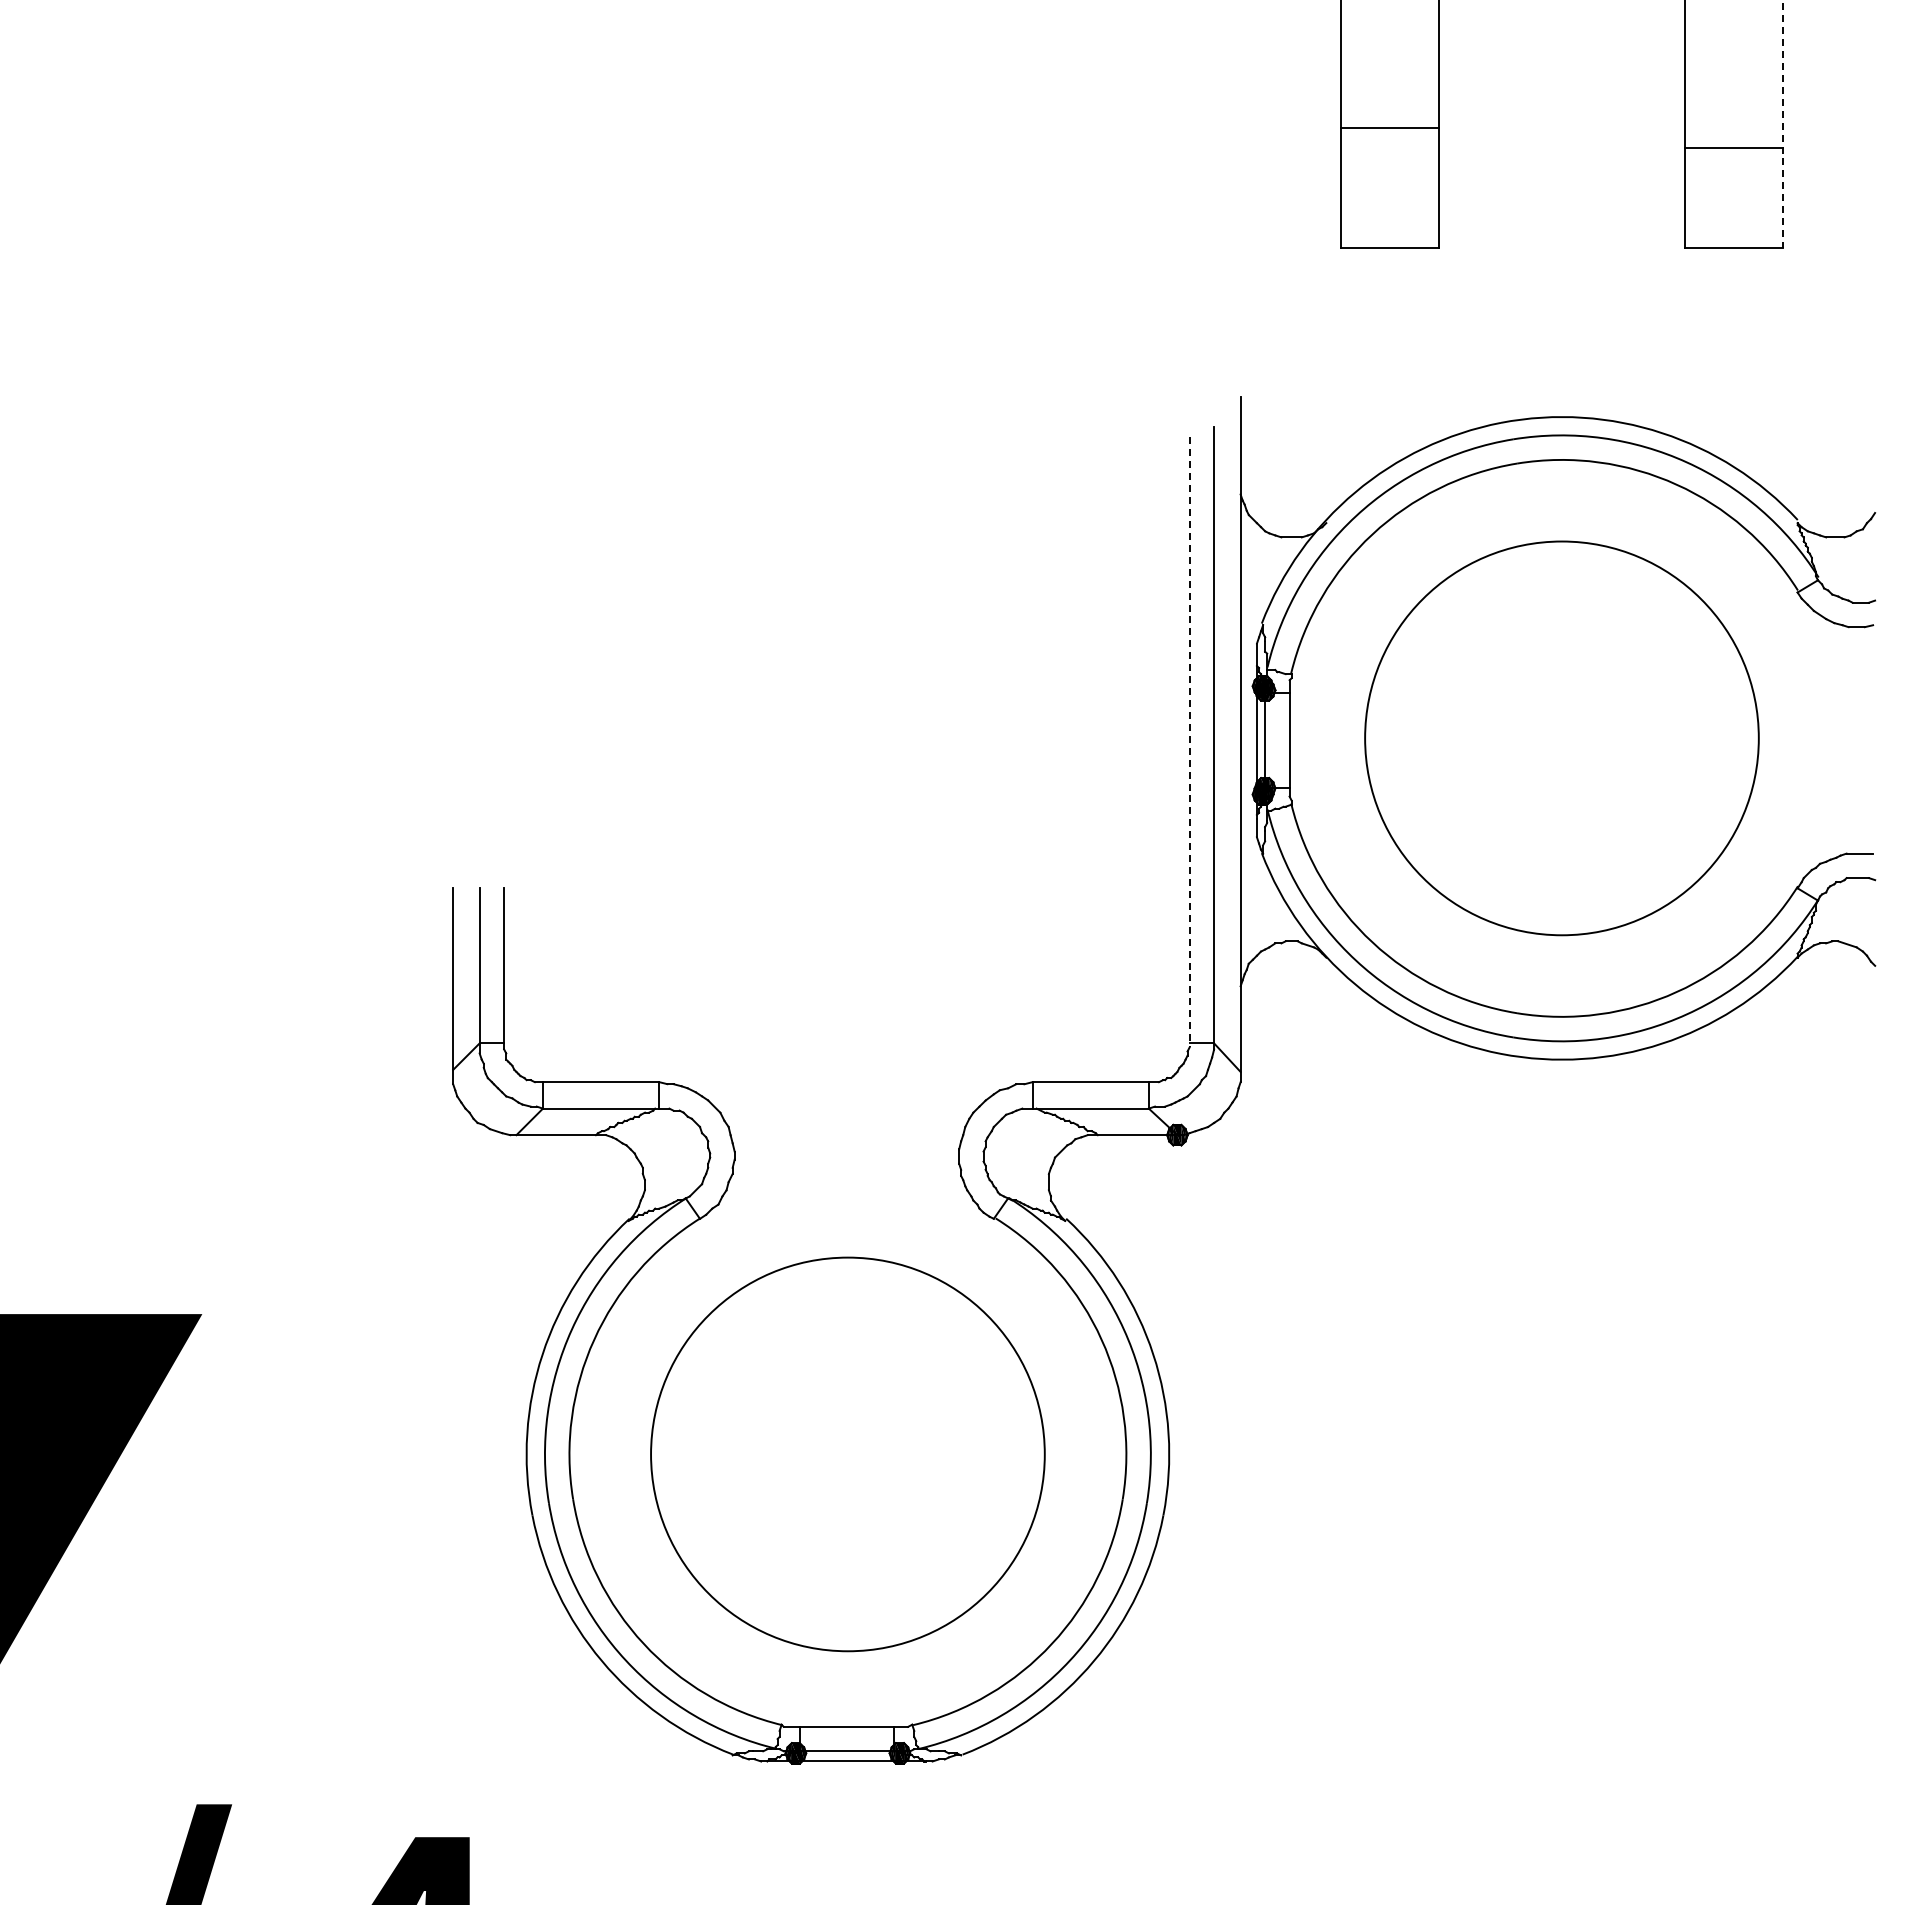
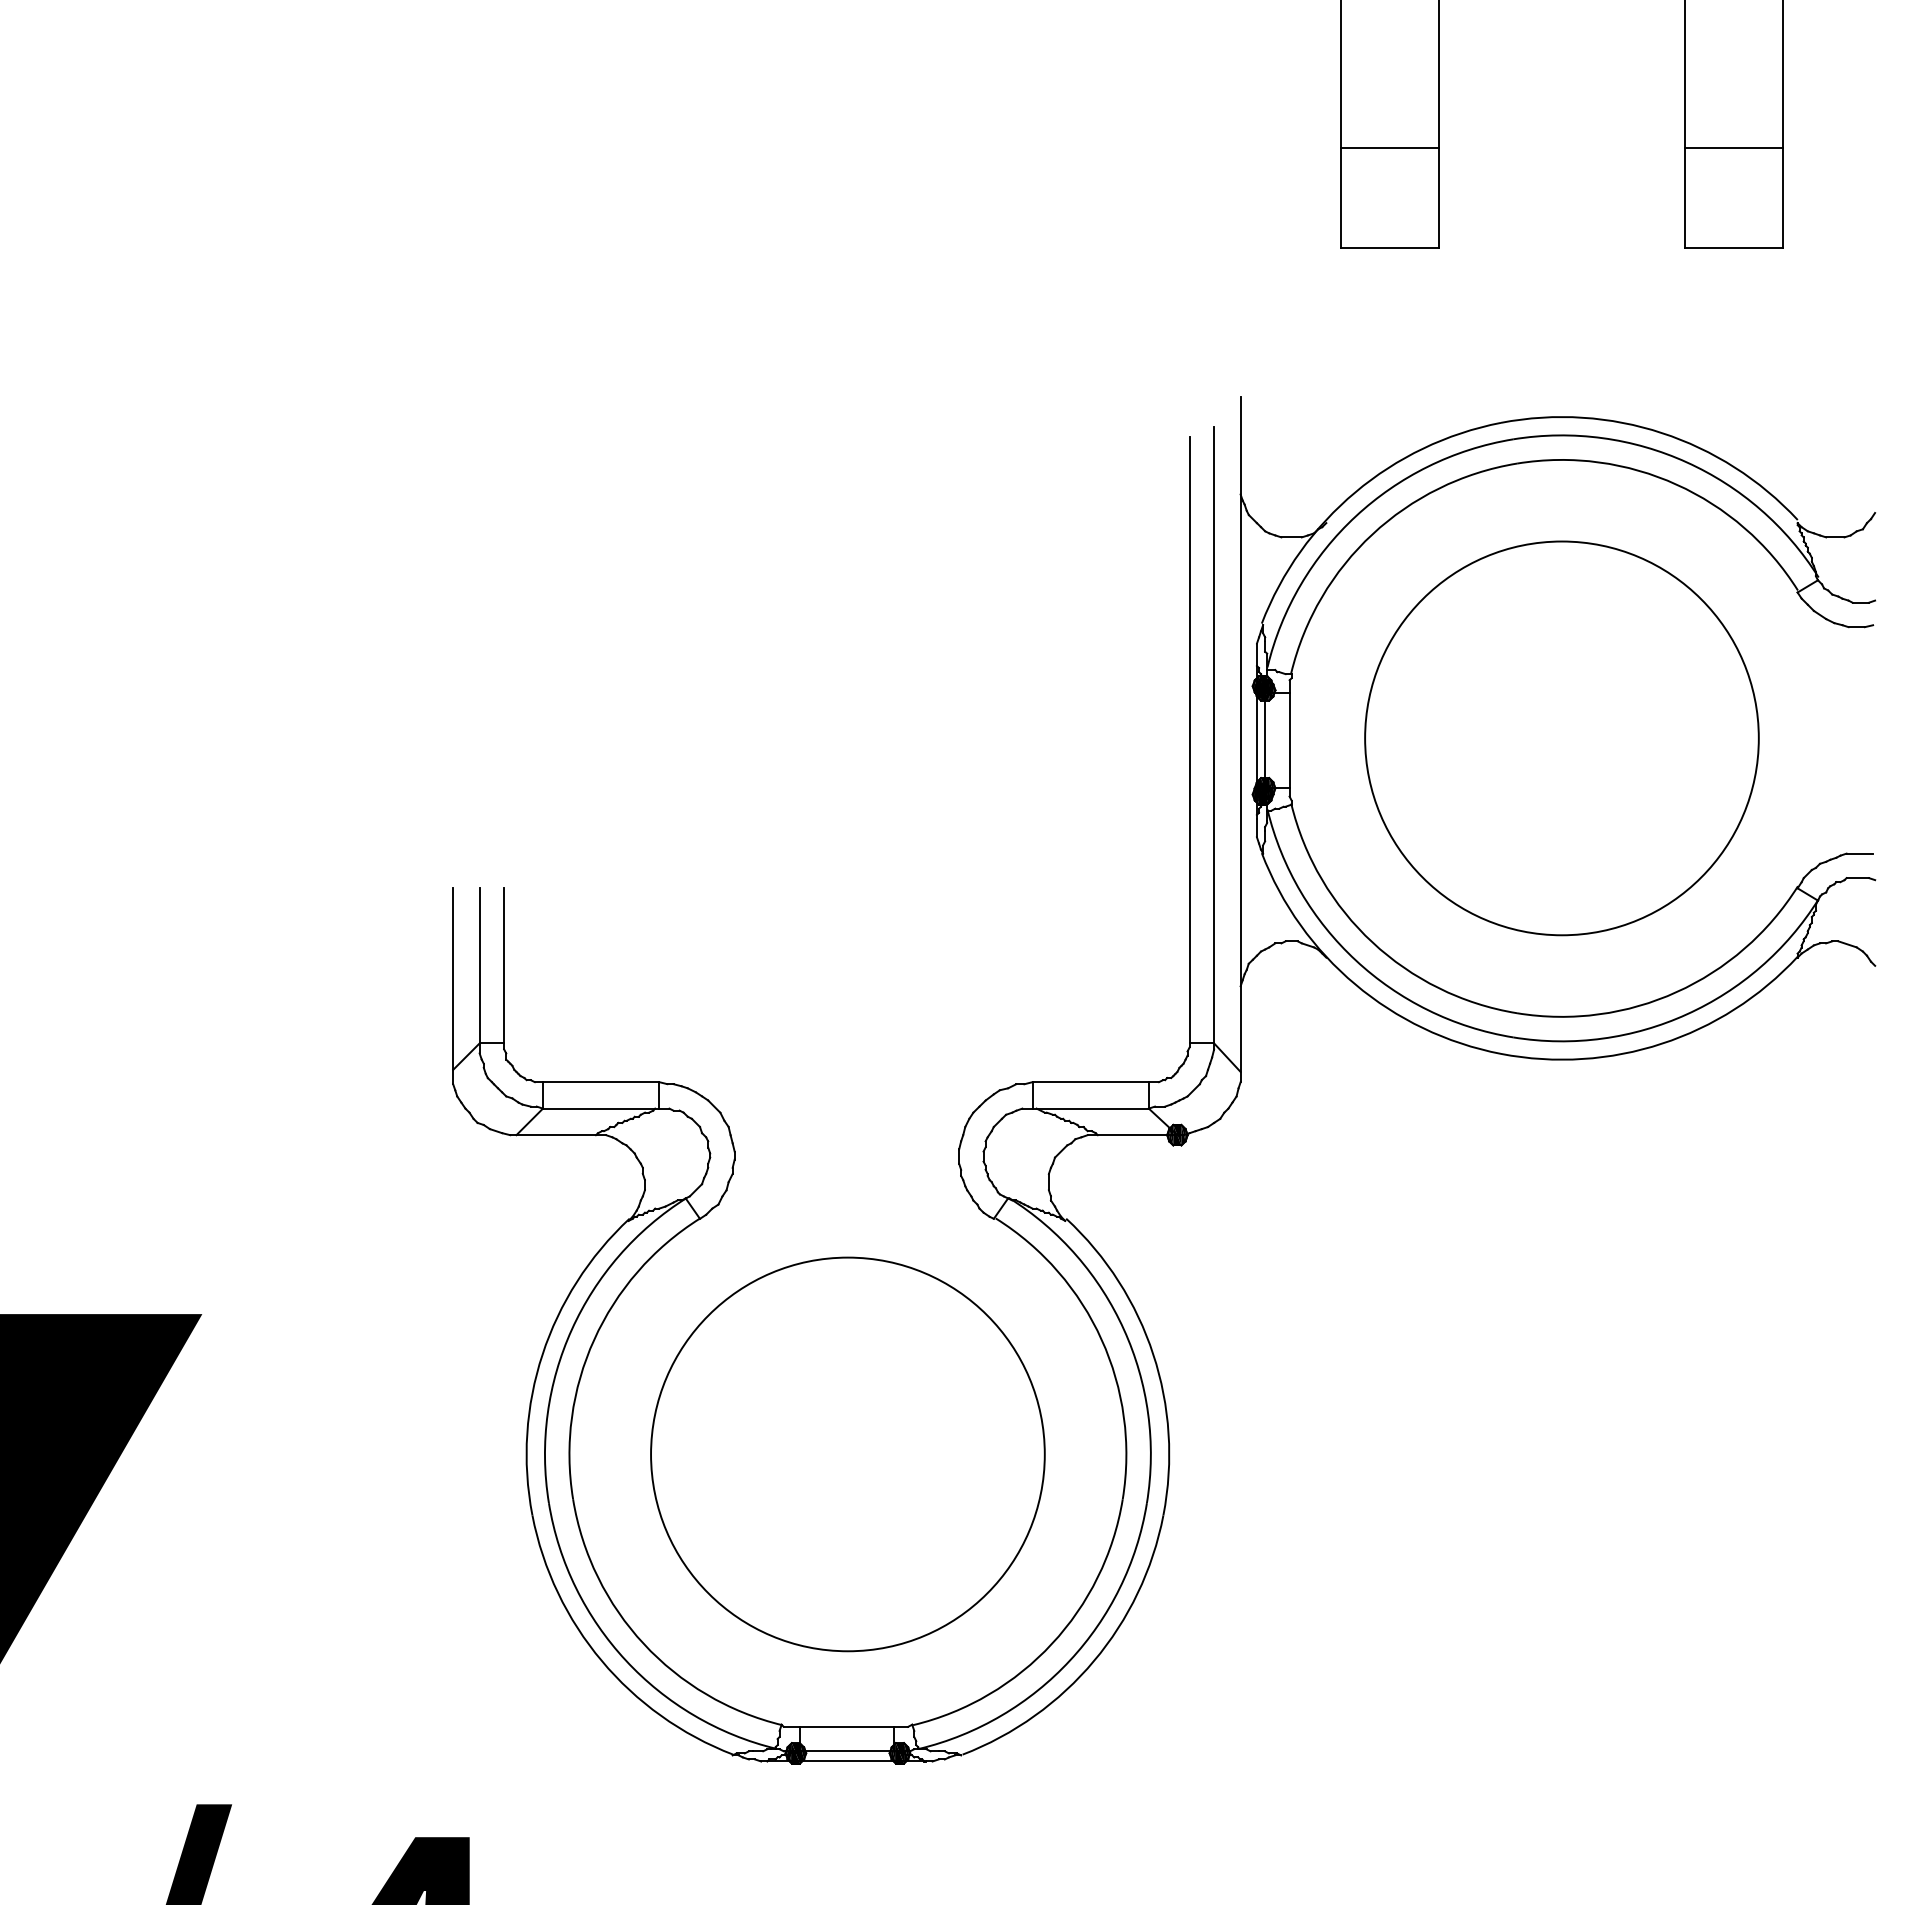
line: dashed -> solid (1783, 124)
line position: (1389, 127) -> (1389, 147) (1389, 147)
line: dashed -> solid (1189, 742)
